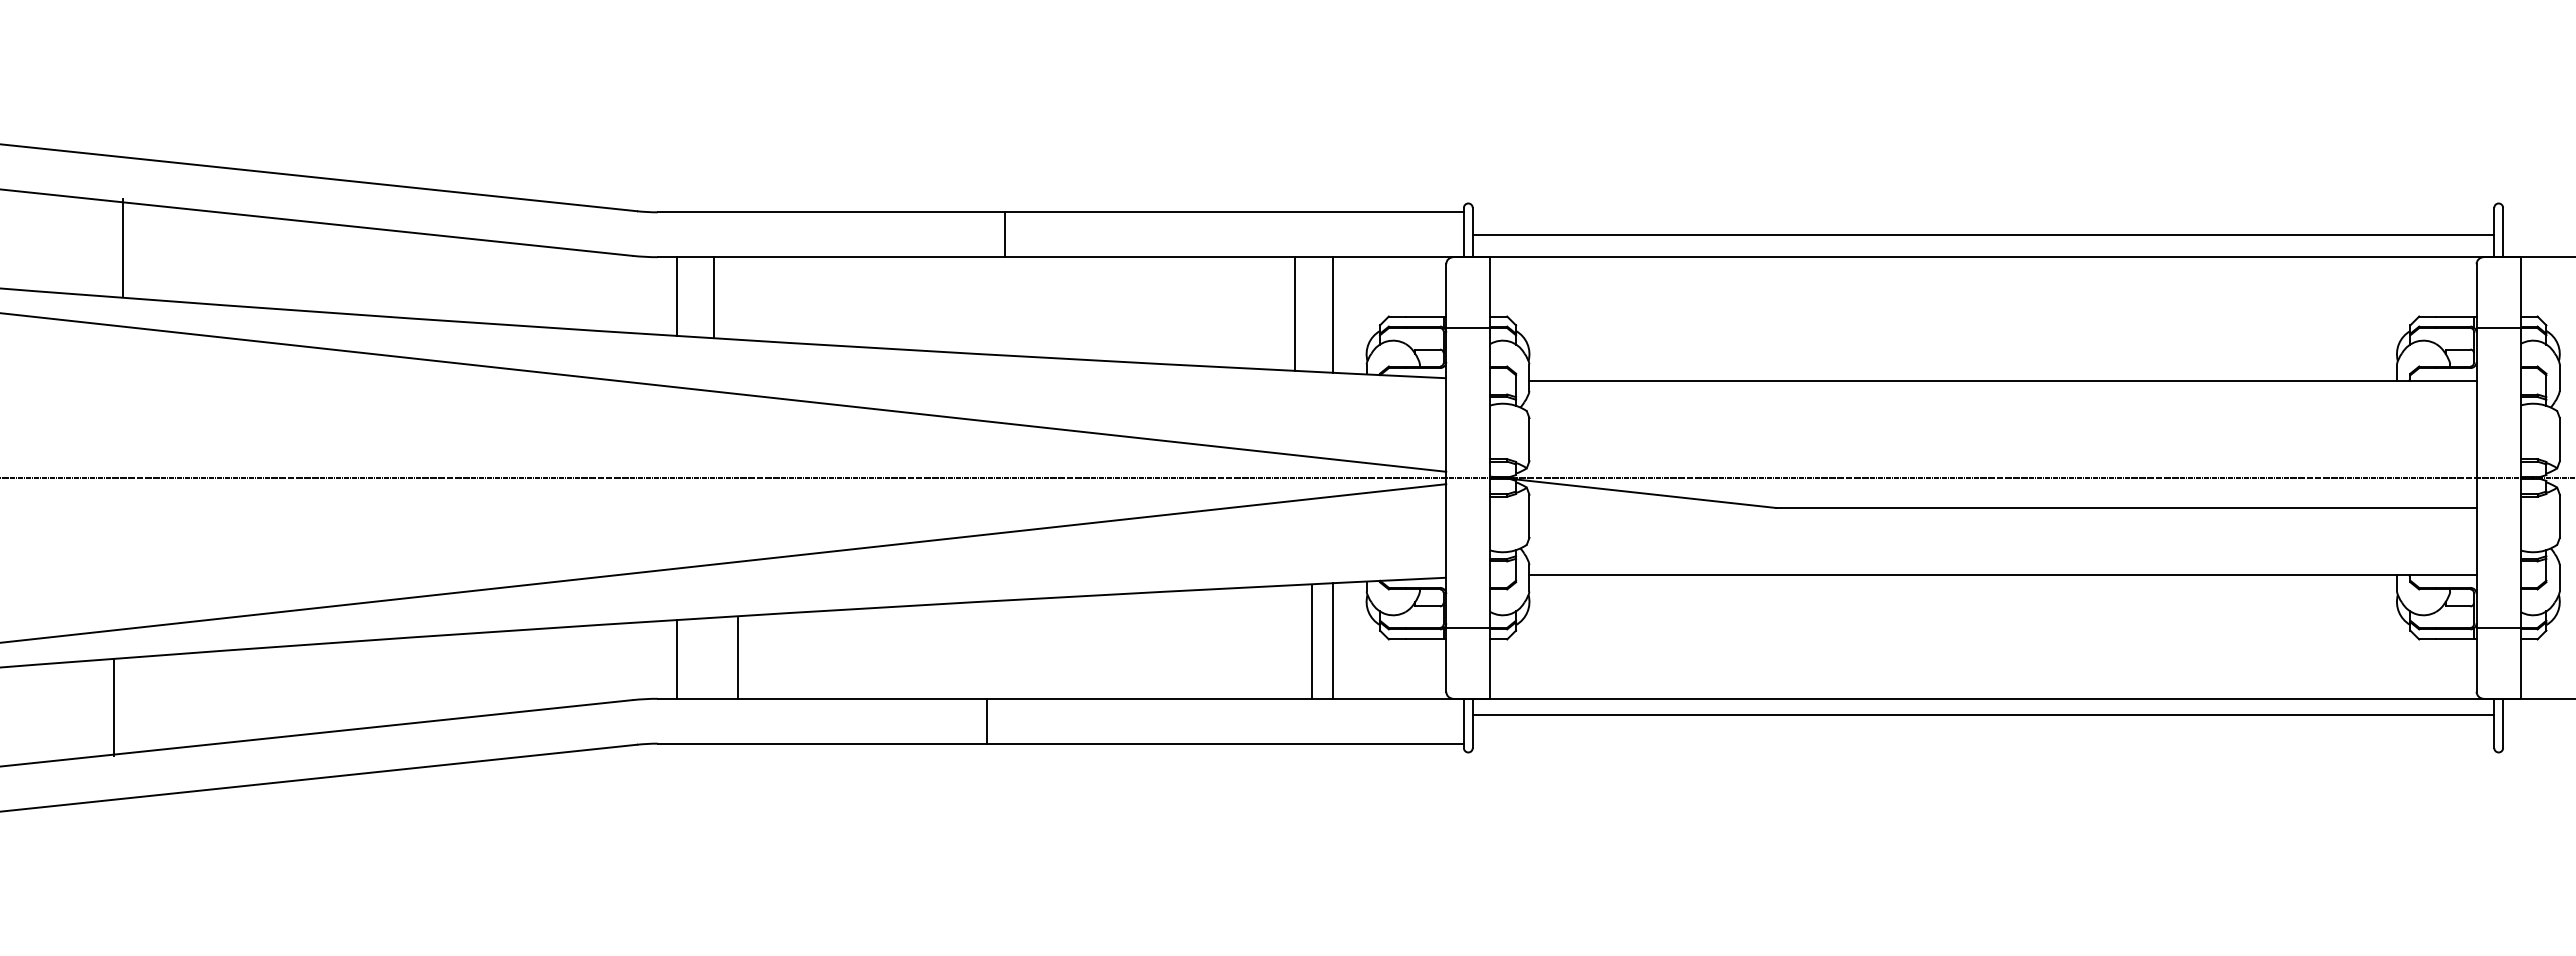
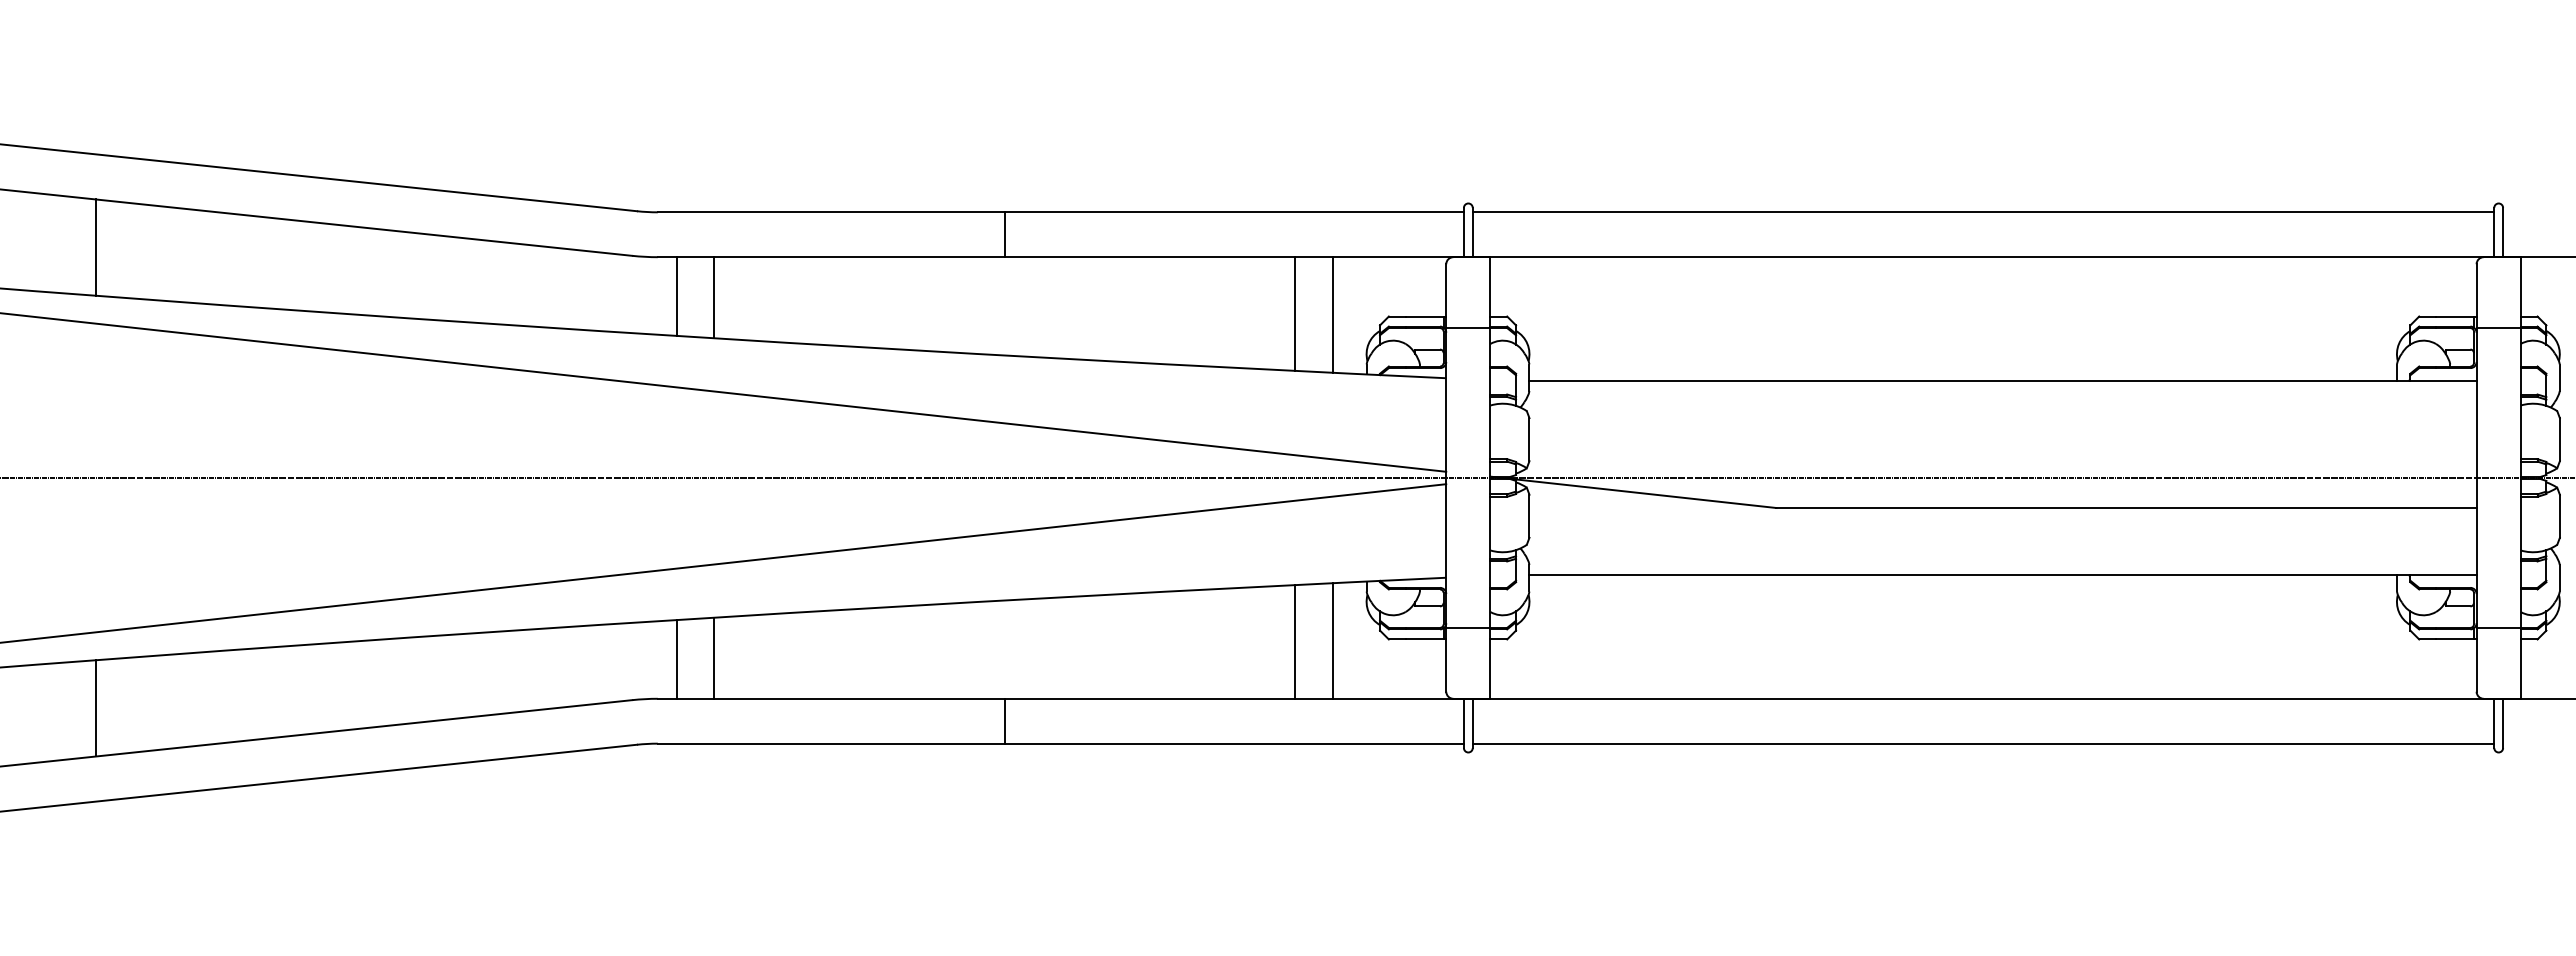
line position: (1983, 235) -> (1983, 212) (1983, 212)
line position: (123, 247) -> (96, 247) (96, 247)
line position: (1311, 641) -> (1294, 641) (1294, 641)
line position: (738, 657) -> (714, 657) (714, 657)
line position: (114, 708) -> (96, 708) (96, 708)
line position: (1983, 714) -> (1983, 743) (1983, 743)
line position: (986, 720) -> (1004, 720) (1004, 720)
